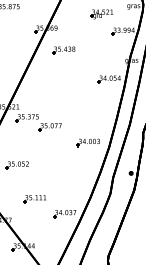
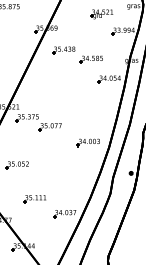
part: none -> present (90, 59)
